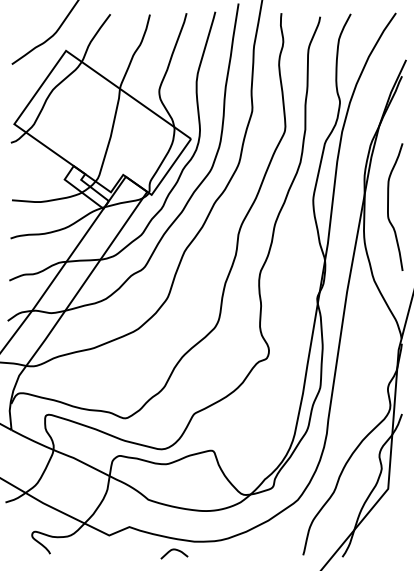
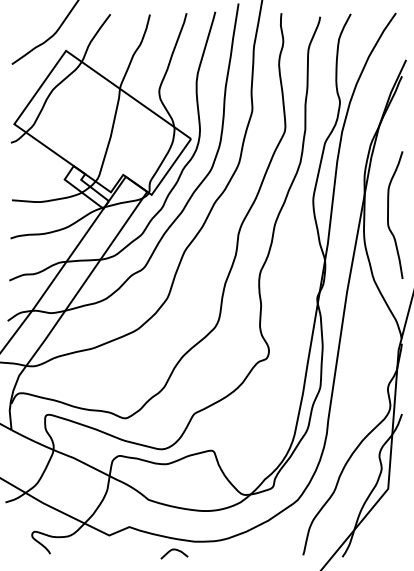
curve position: (388, 206) -> (388, 214) (388, 214)
